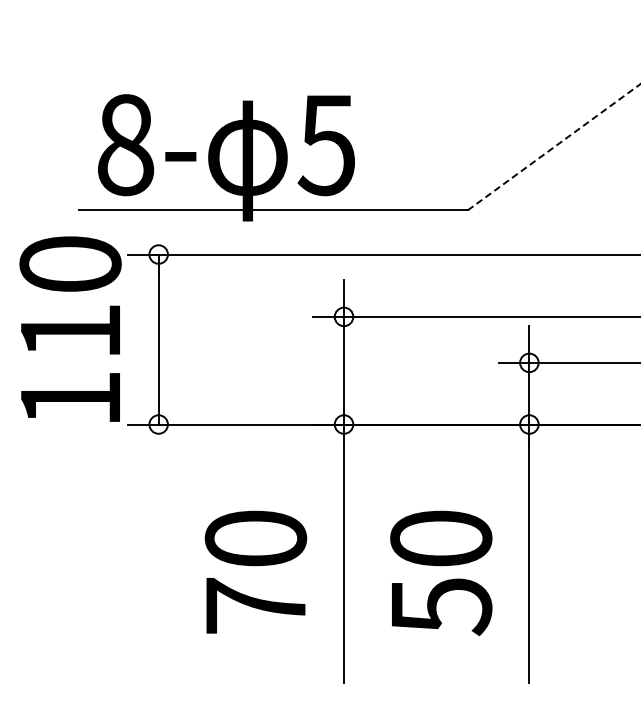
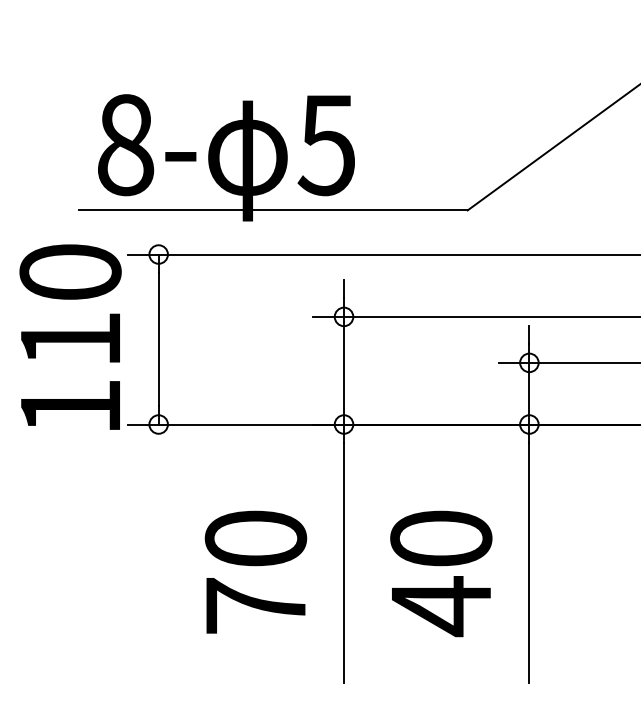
line: dashed -> solid (554, 147)
text position: (70, 328) -> (70, 336) (70, 336)
text: 50 -> 40 (442, 606)
